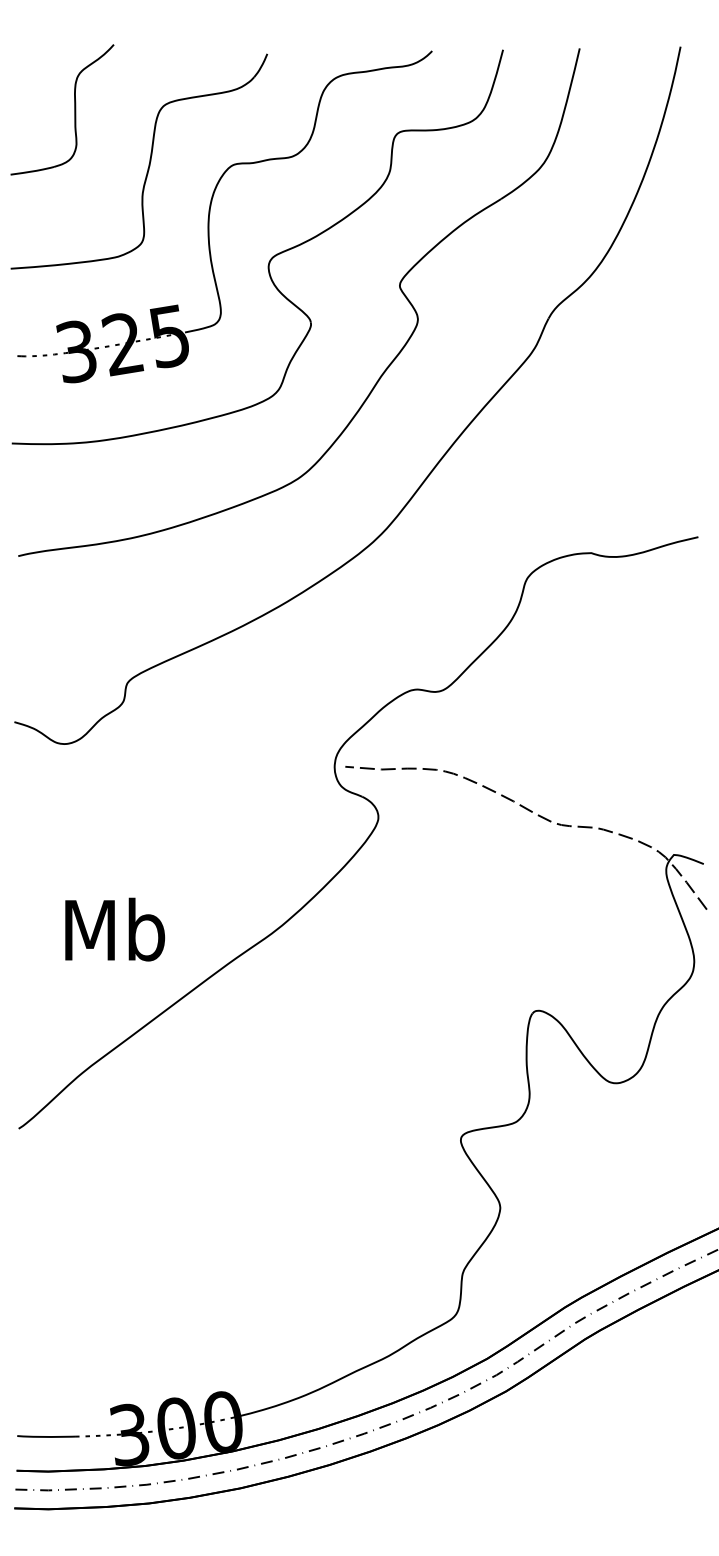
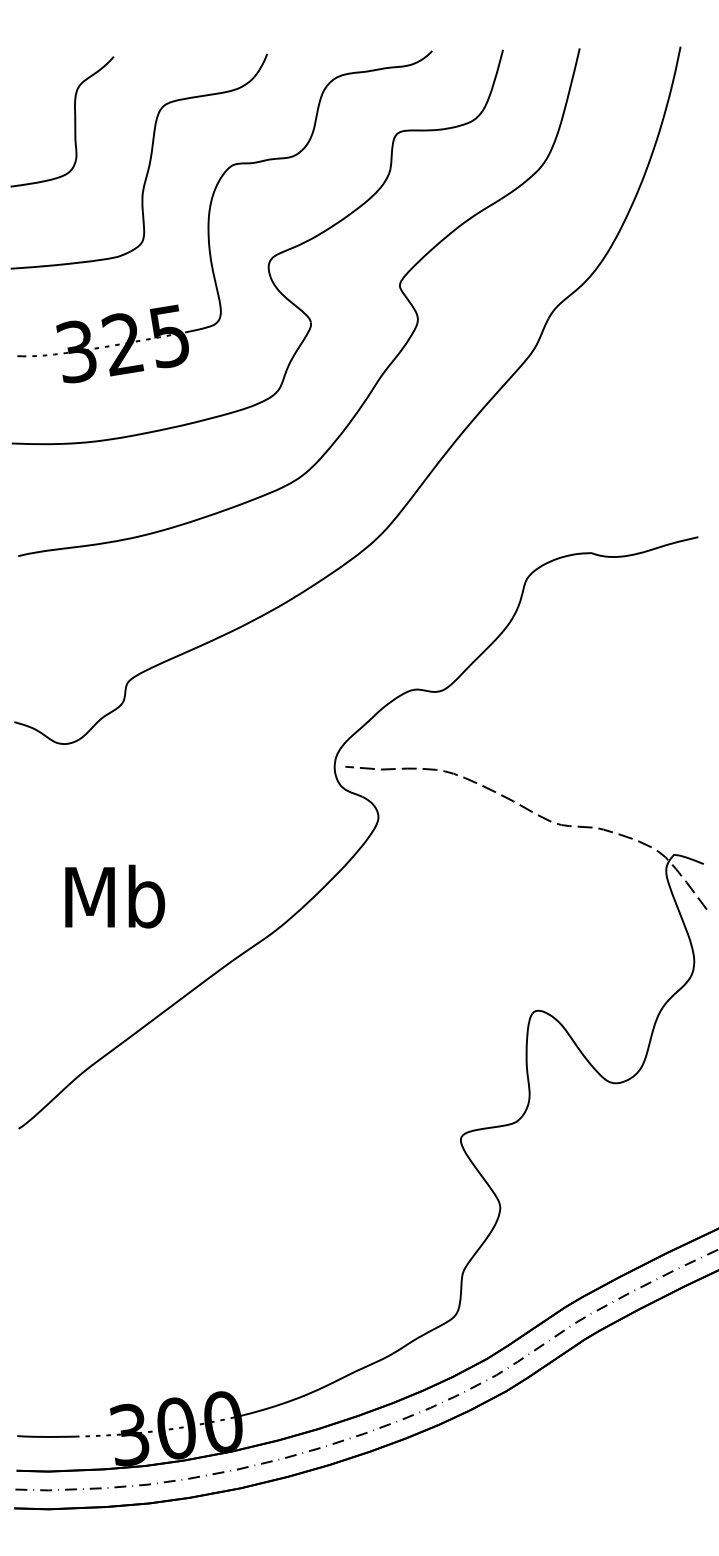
part position: (74, 109) -> (74, 121) (74, 121)
text position: (115, 929) -> (115, 896) (115, 896)
